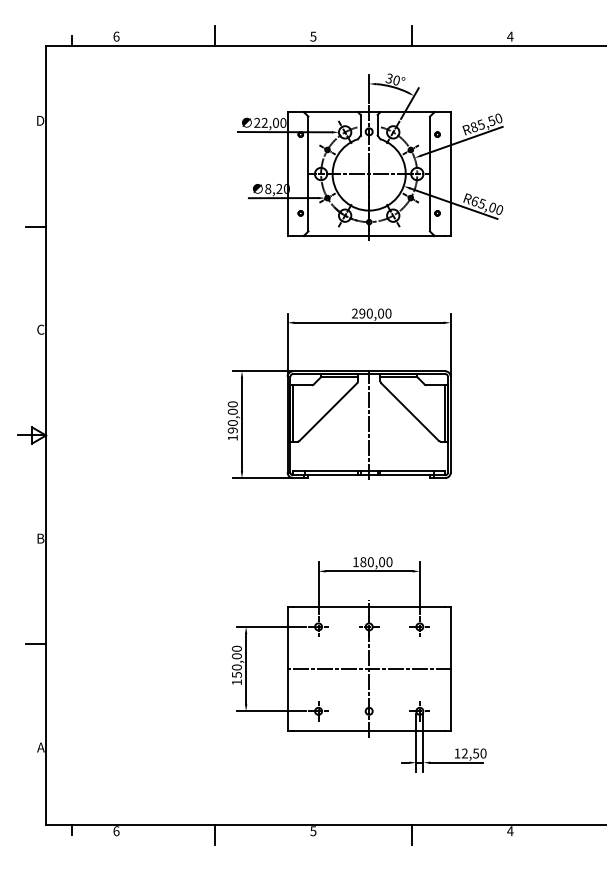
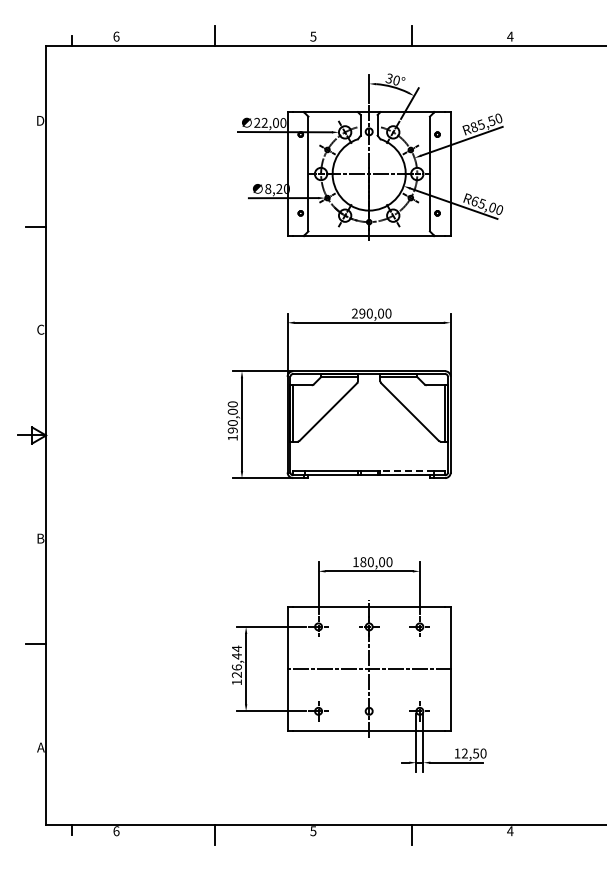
line: present -> none (369, 424)
line: solid -> dashed (407, 470)
text: 150,00 -> 126,44 (236, 661)
